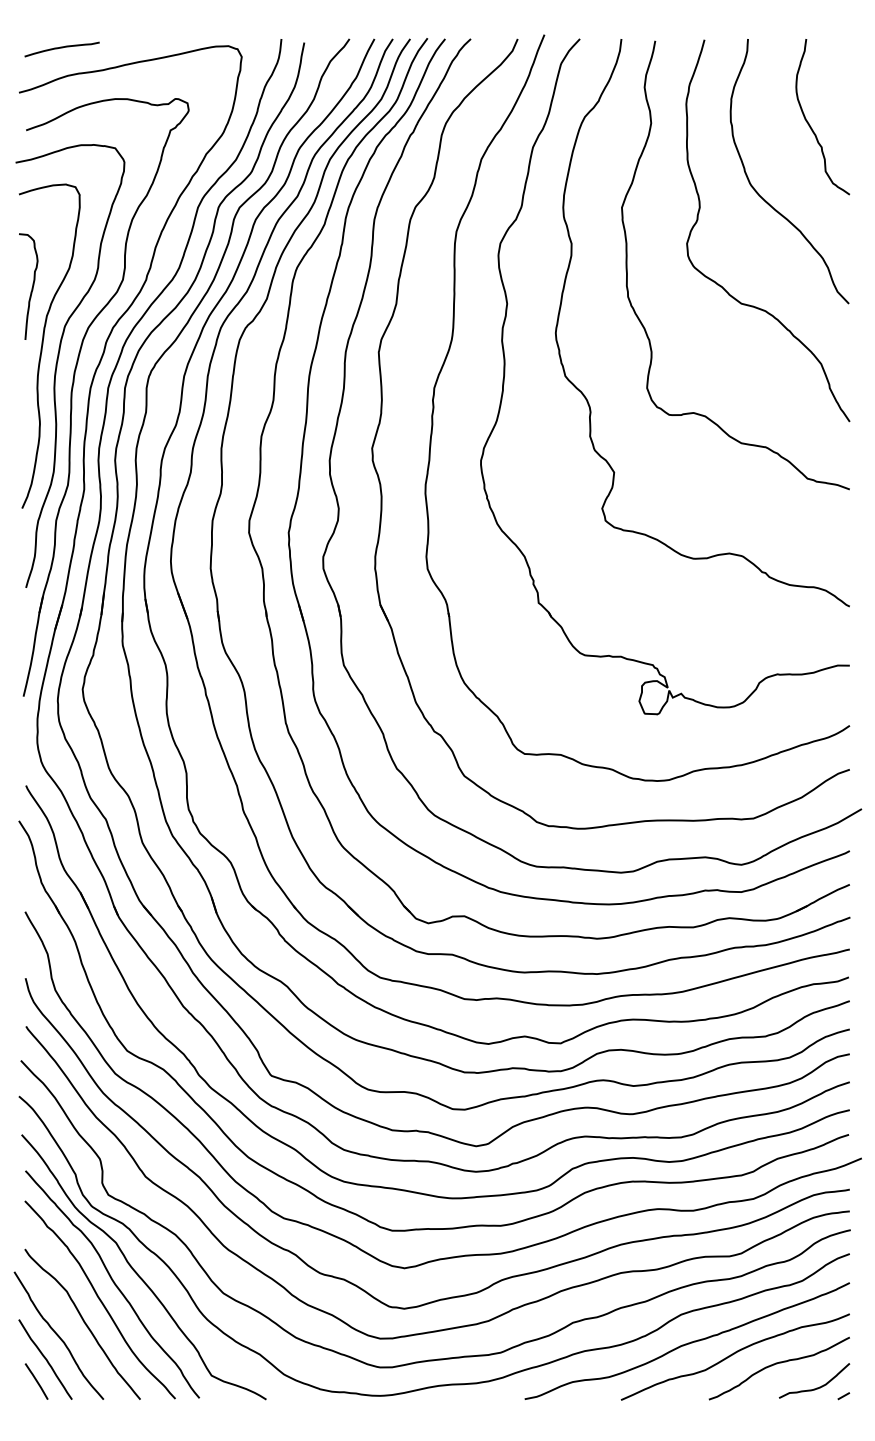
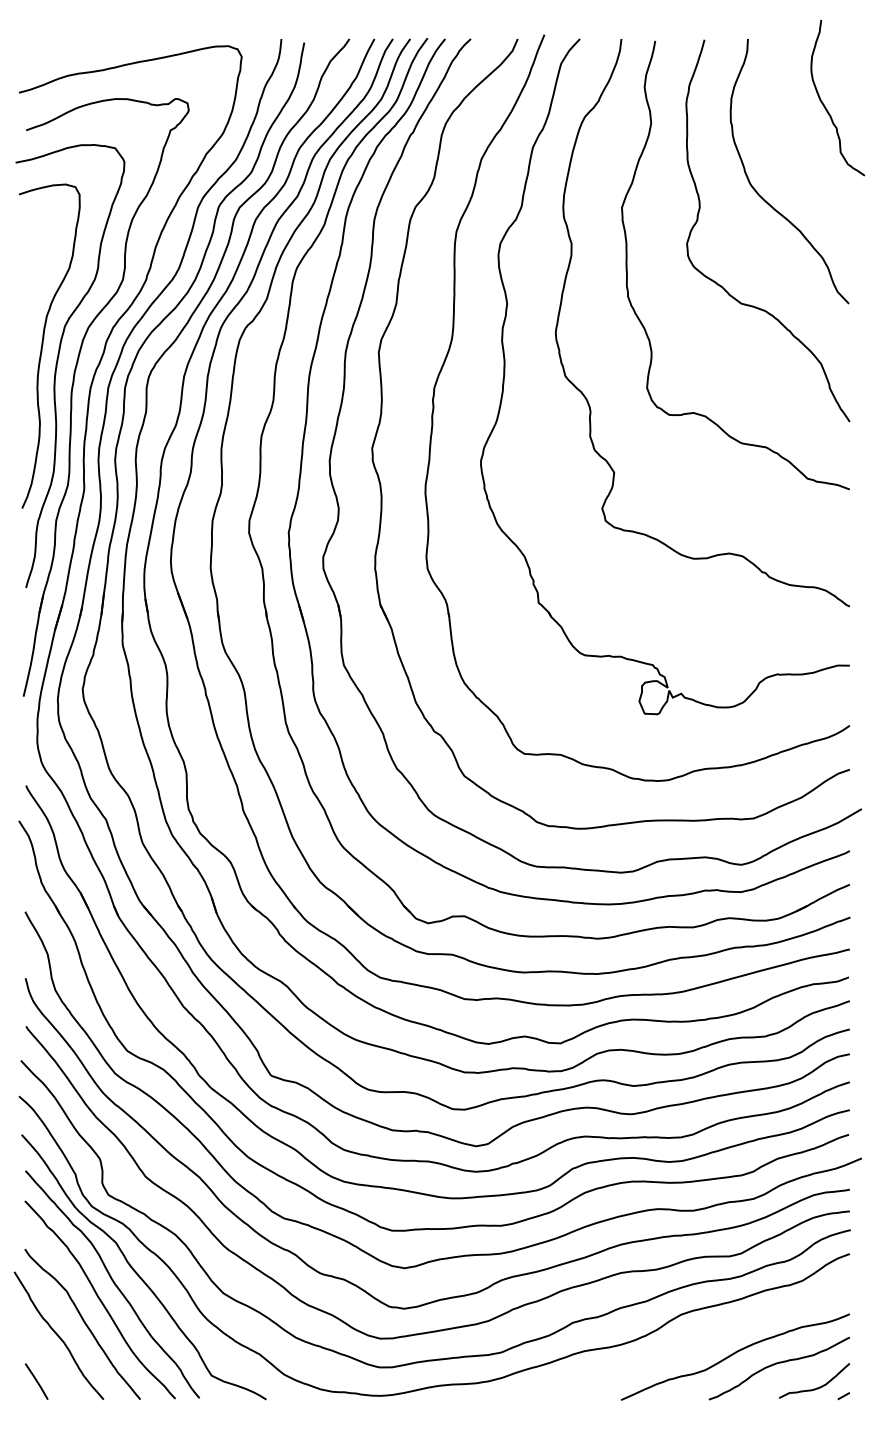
curve: present -> none (61, 48)
curve position: (811, 126) -> (826, 107) (826, 107)
curve: present -> none (31, 287)
curve: present -> none (688, 1342)
curve: present -> none (45, 1359)
